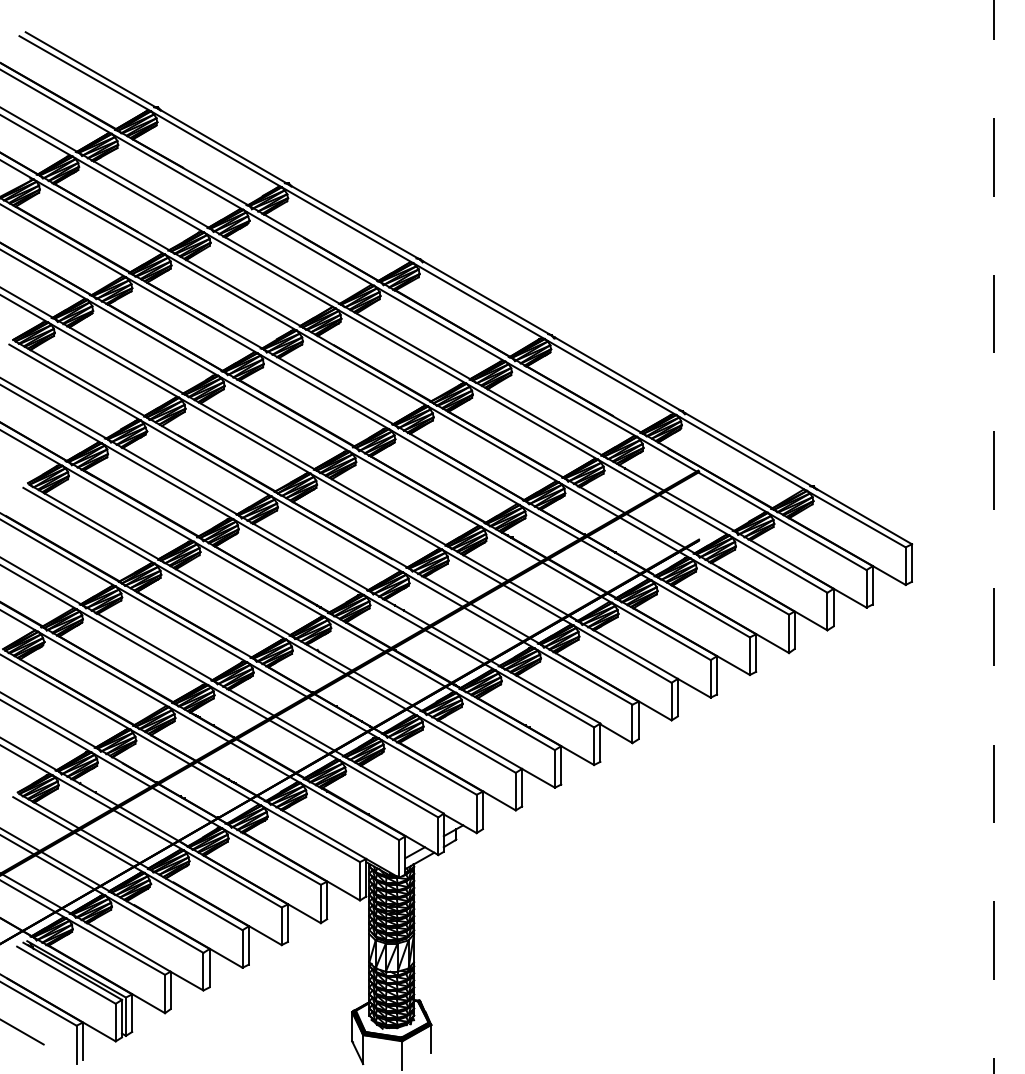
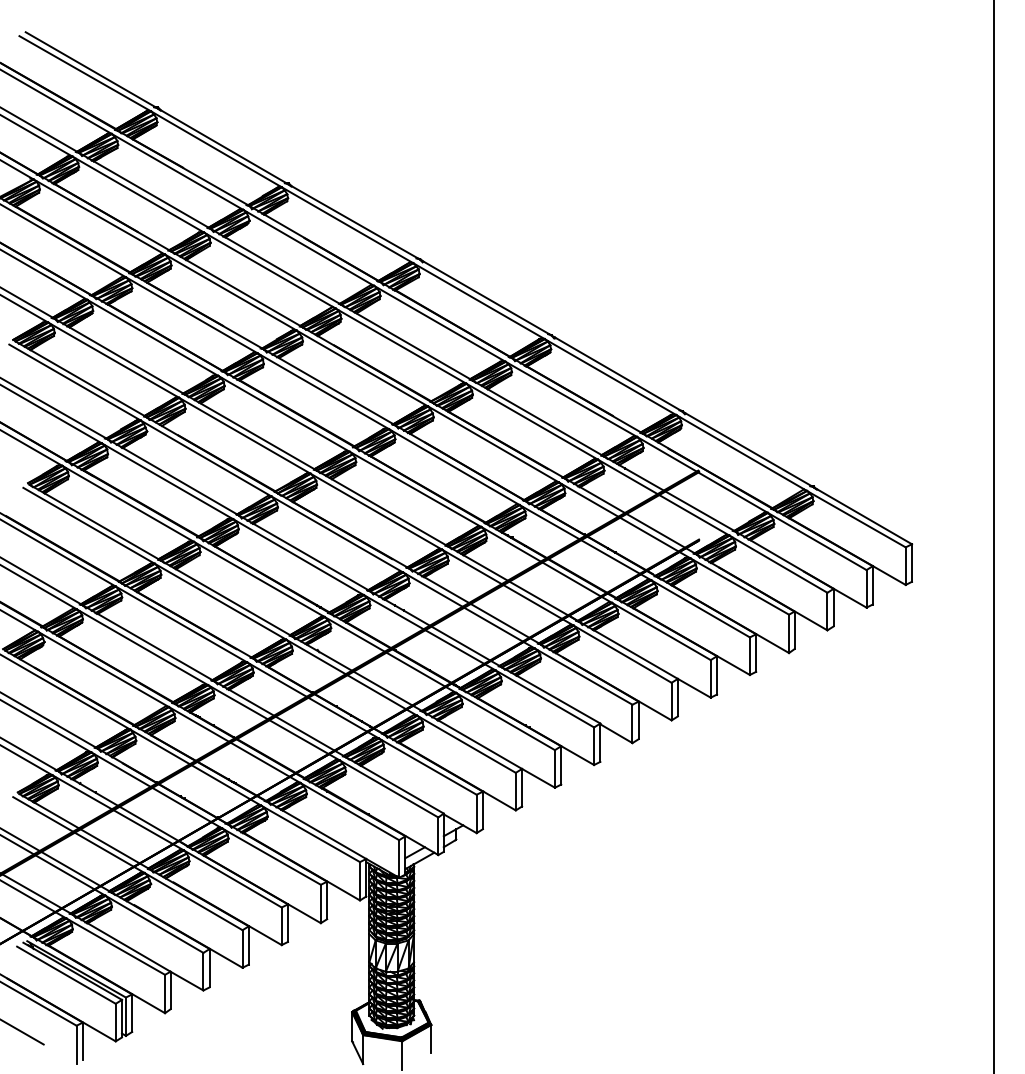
line: dashed -> solid (994, 536)
